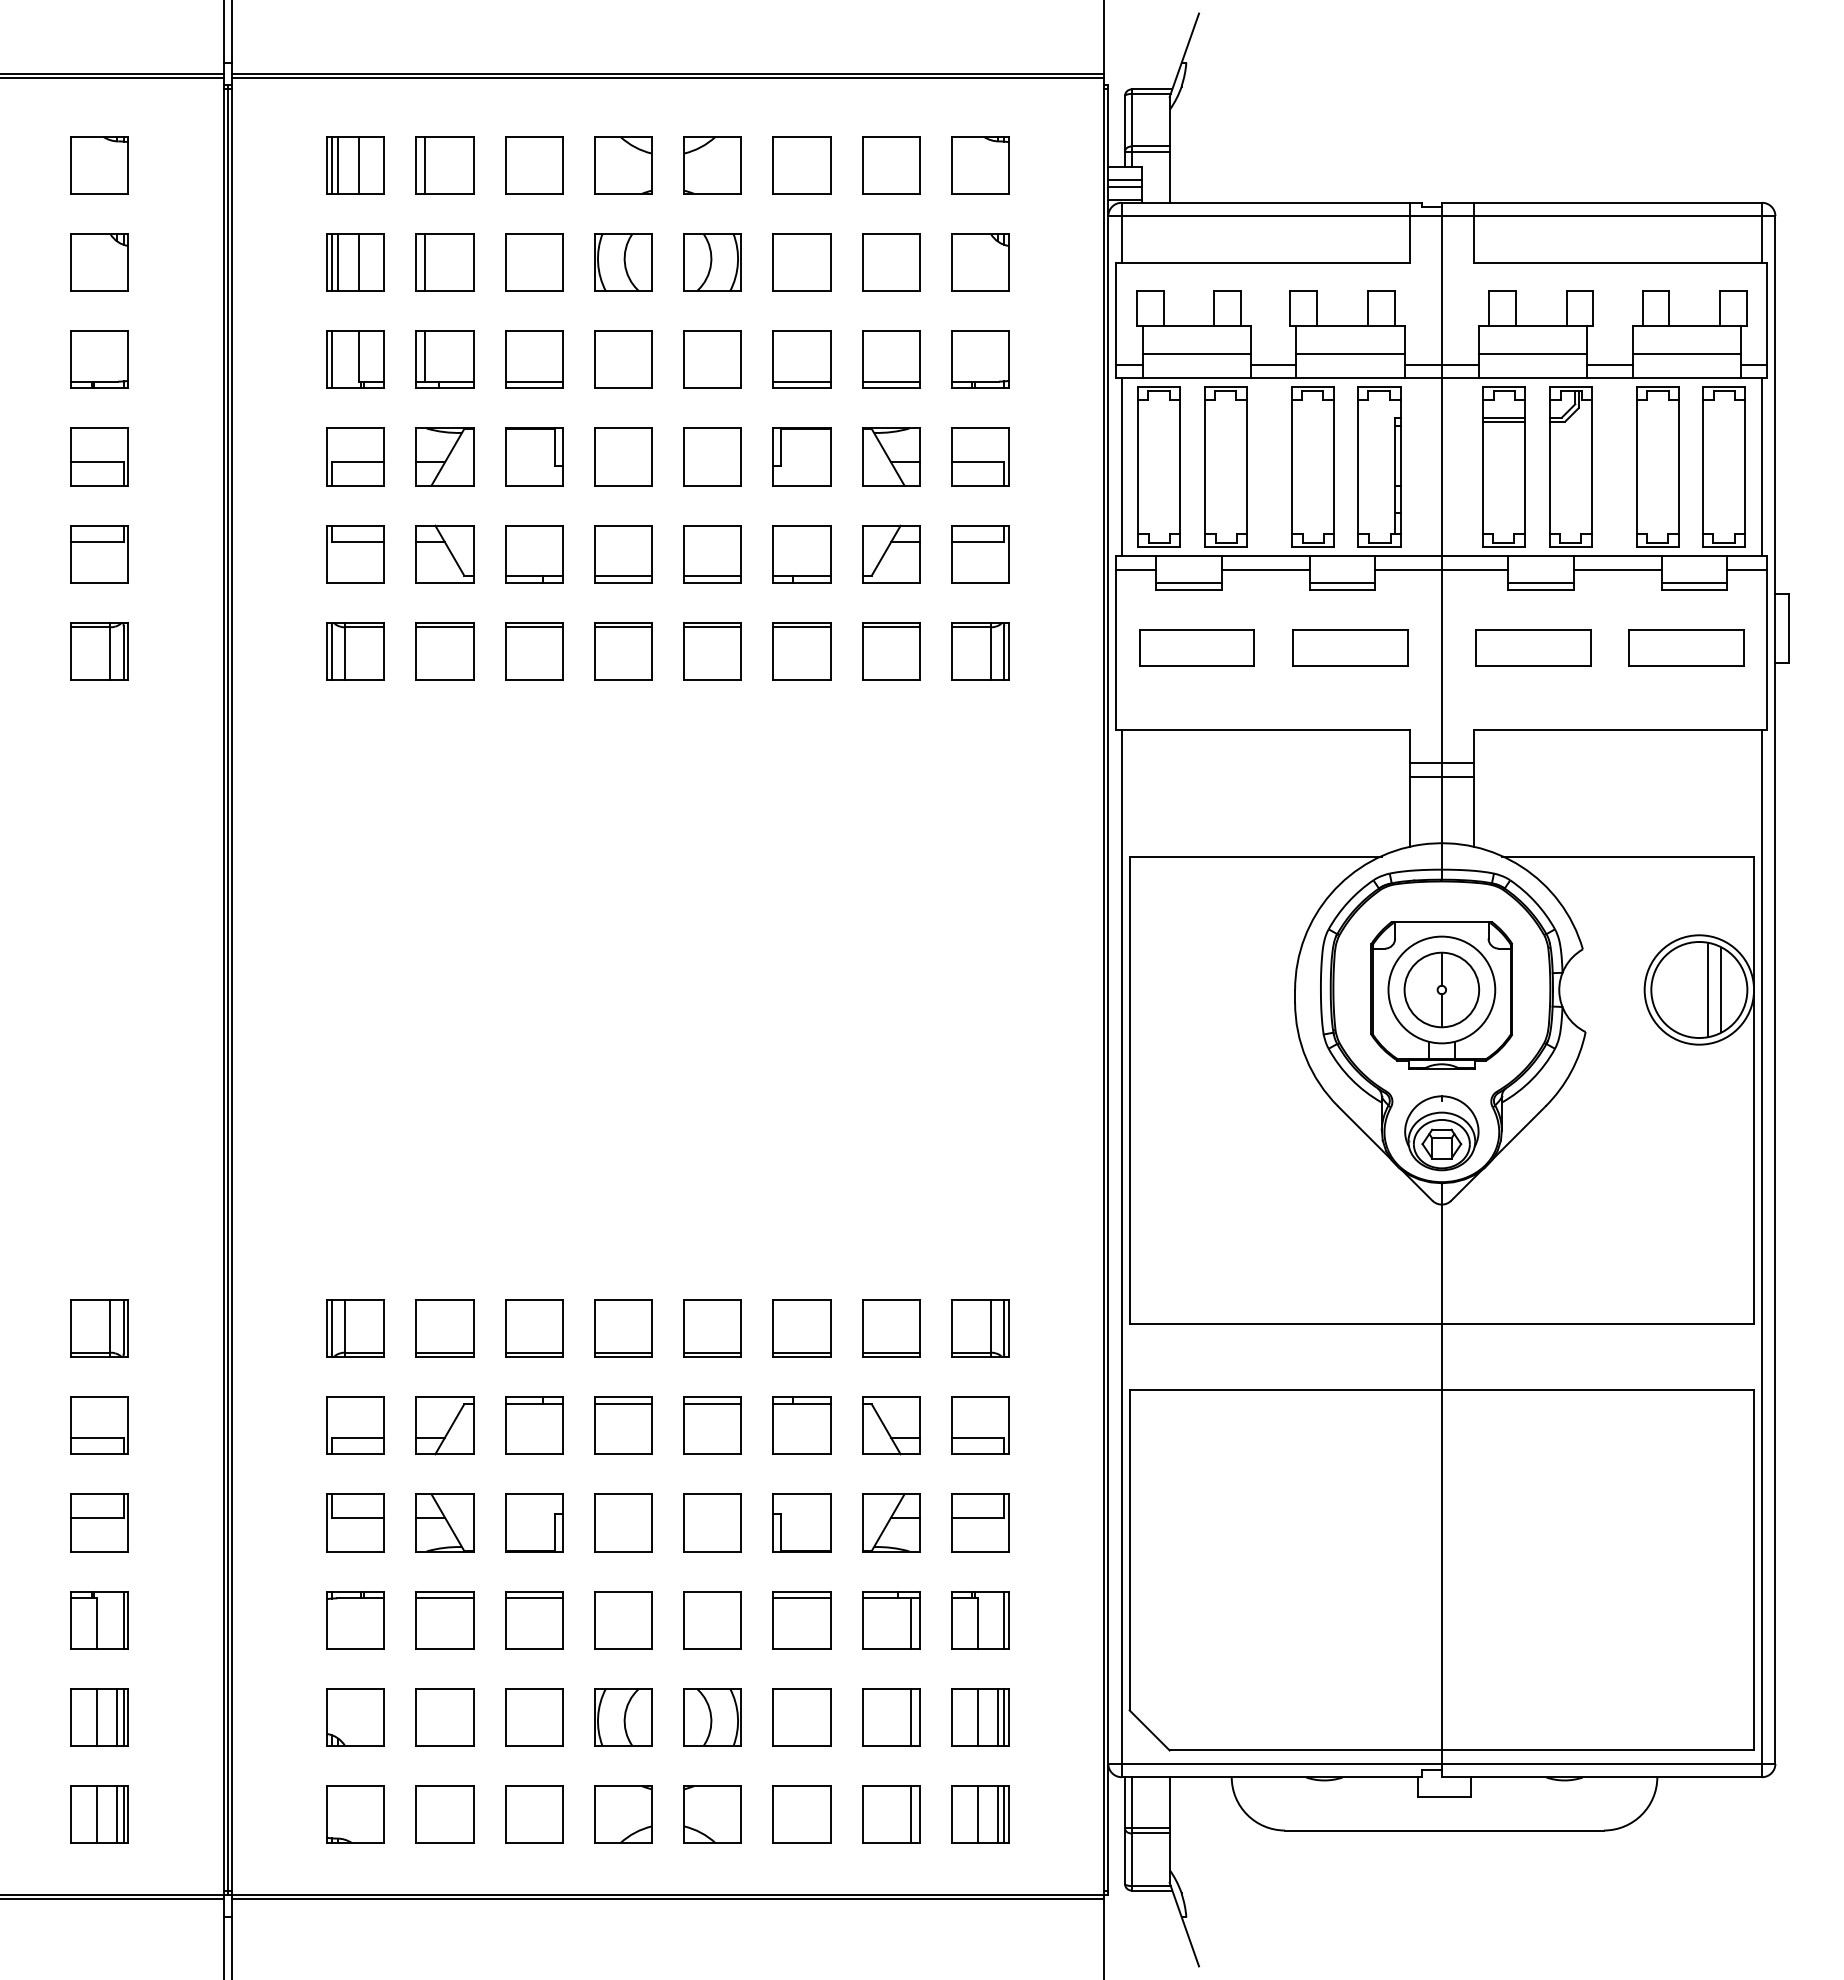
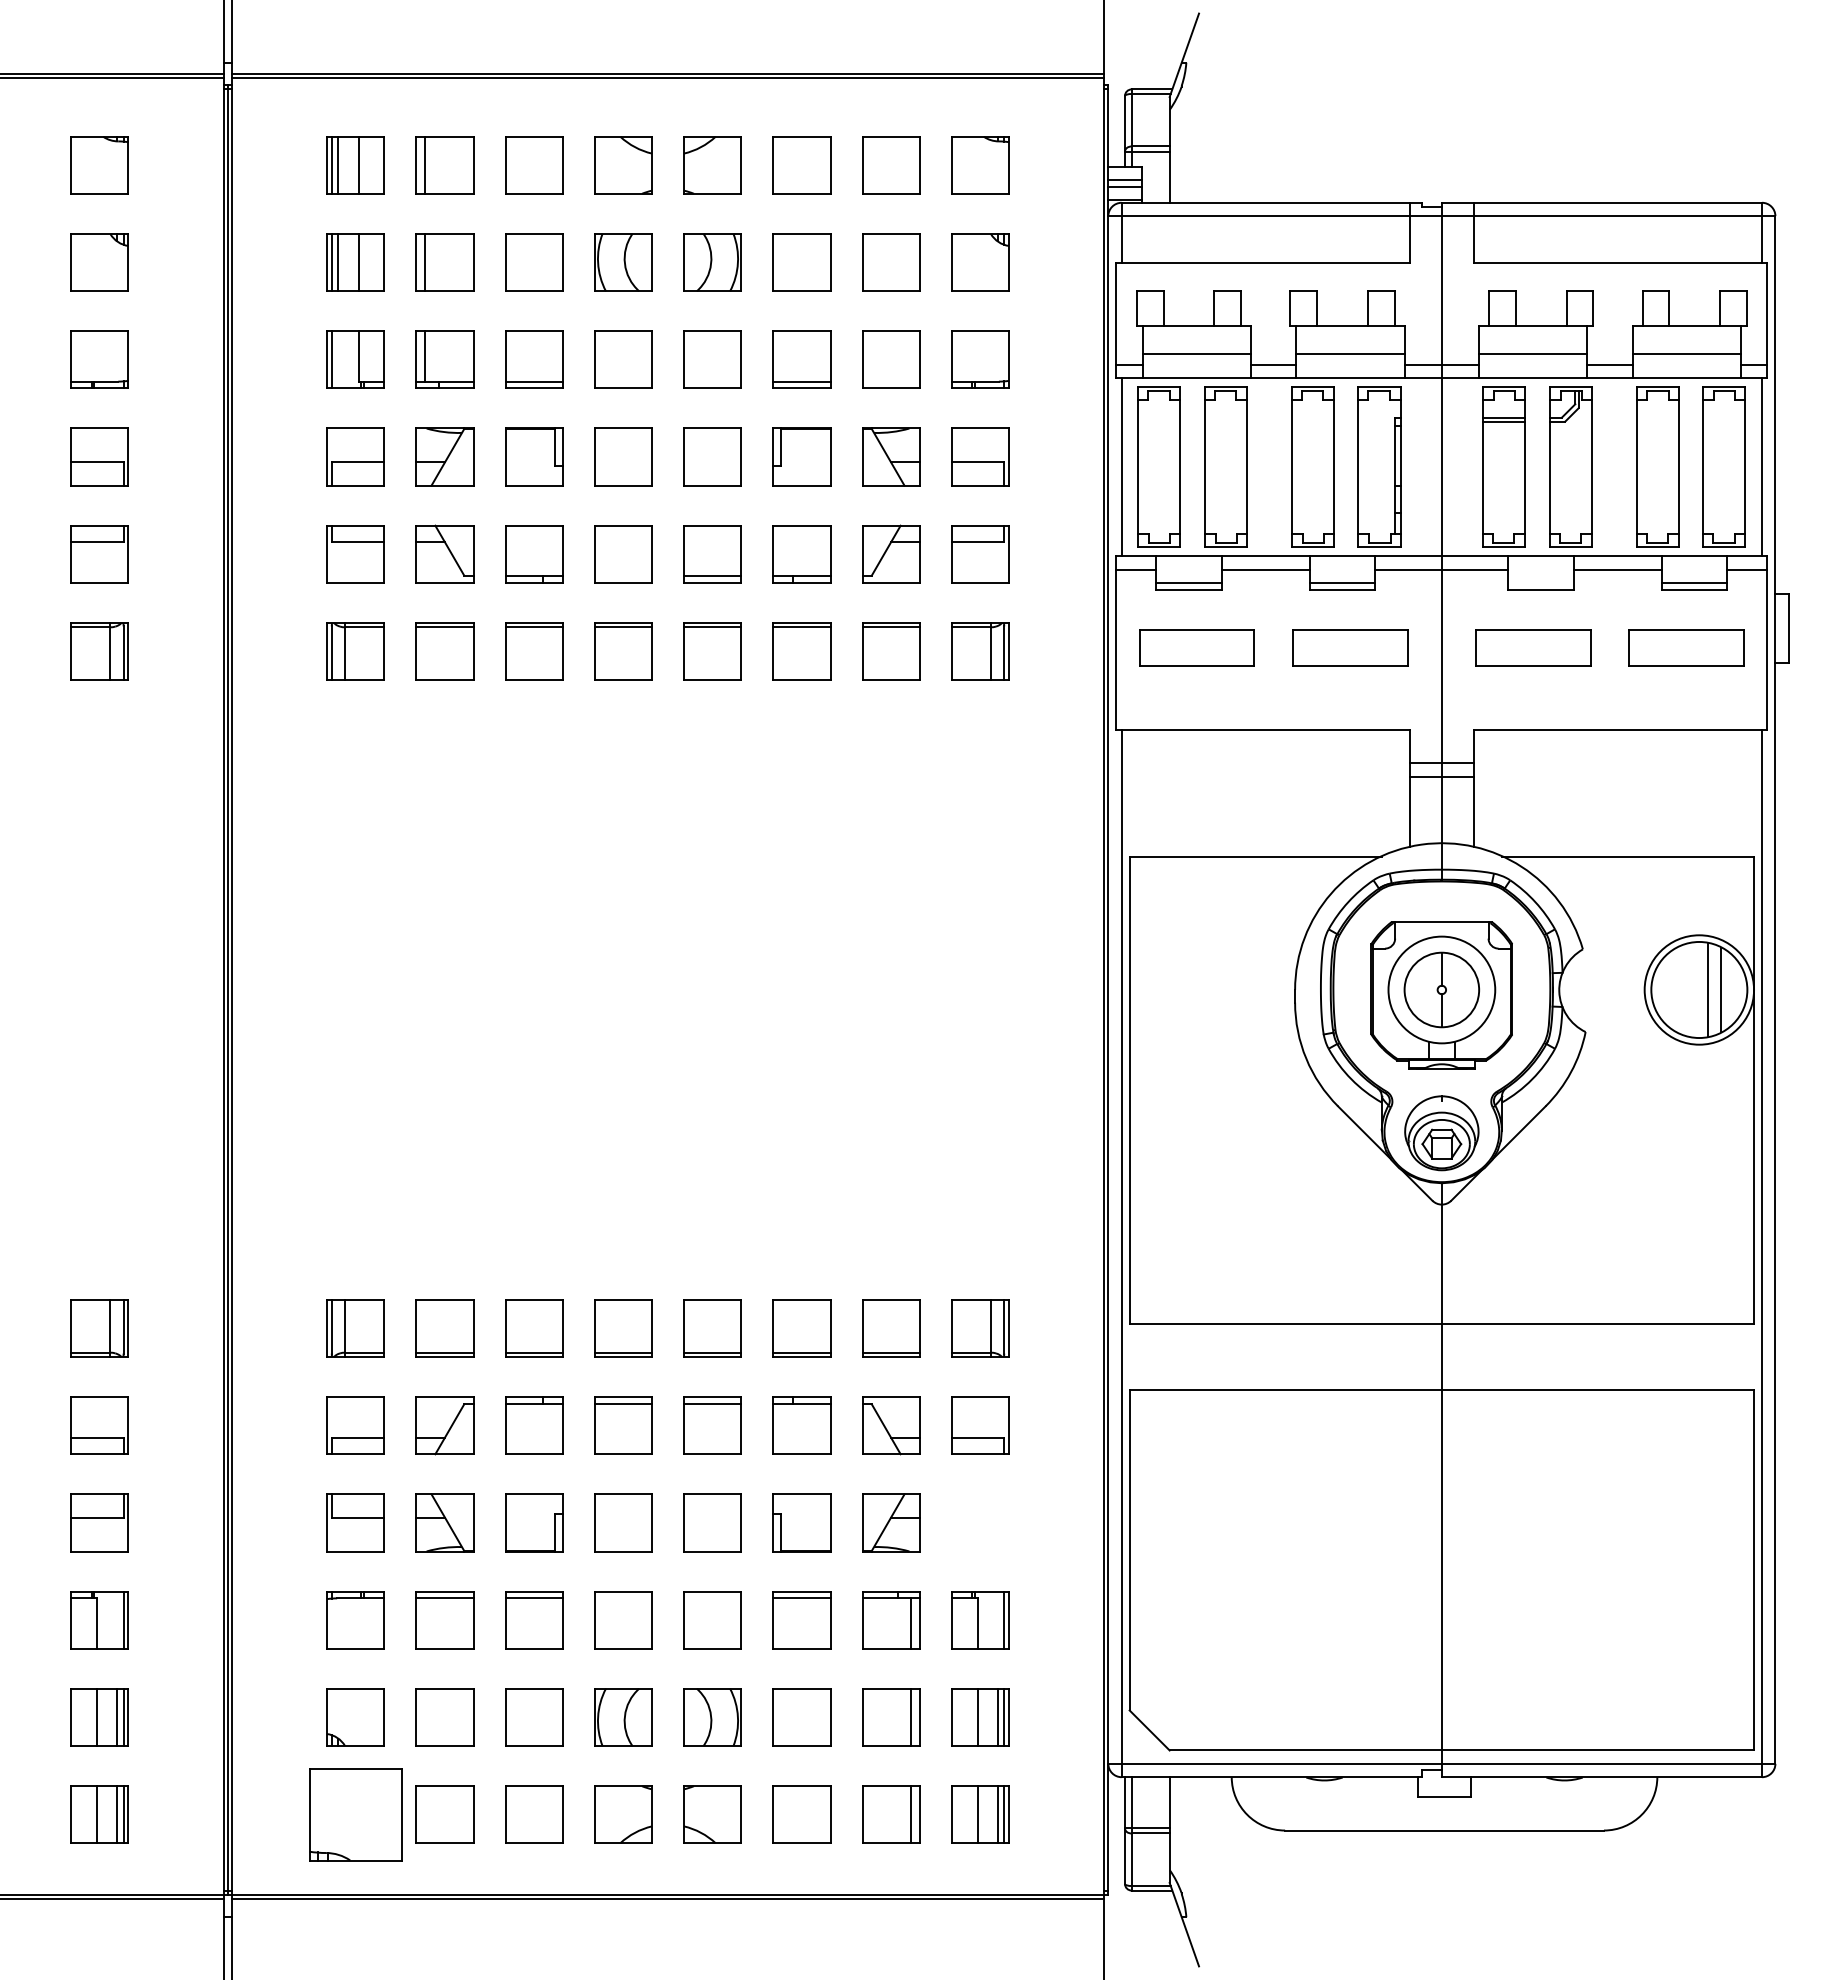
line: present -> none (890, 381)
line: present -> none (623, 575)
line: present -> none (1541, 583)
part: present -> none (980, 1522)
part size: 59x59 px -> 94x94 px (355, 1814)
